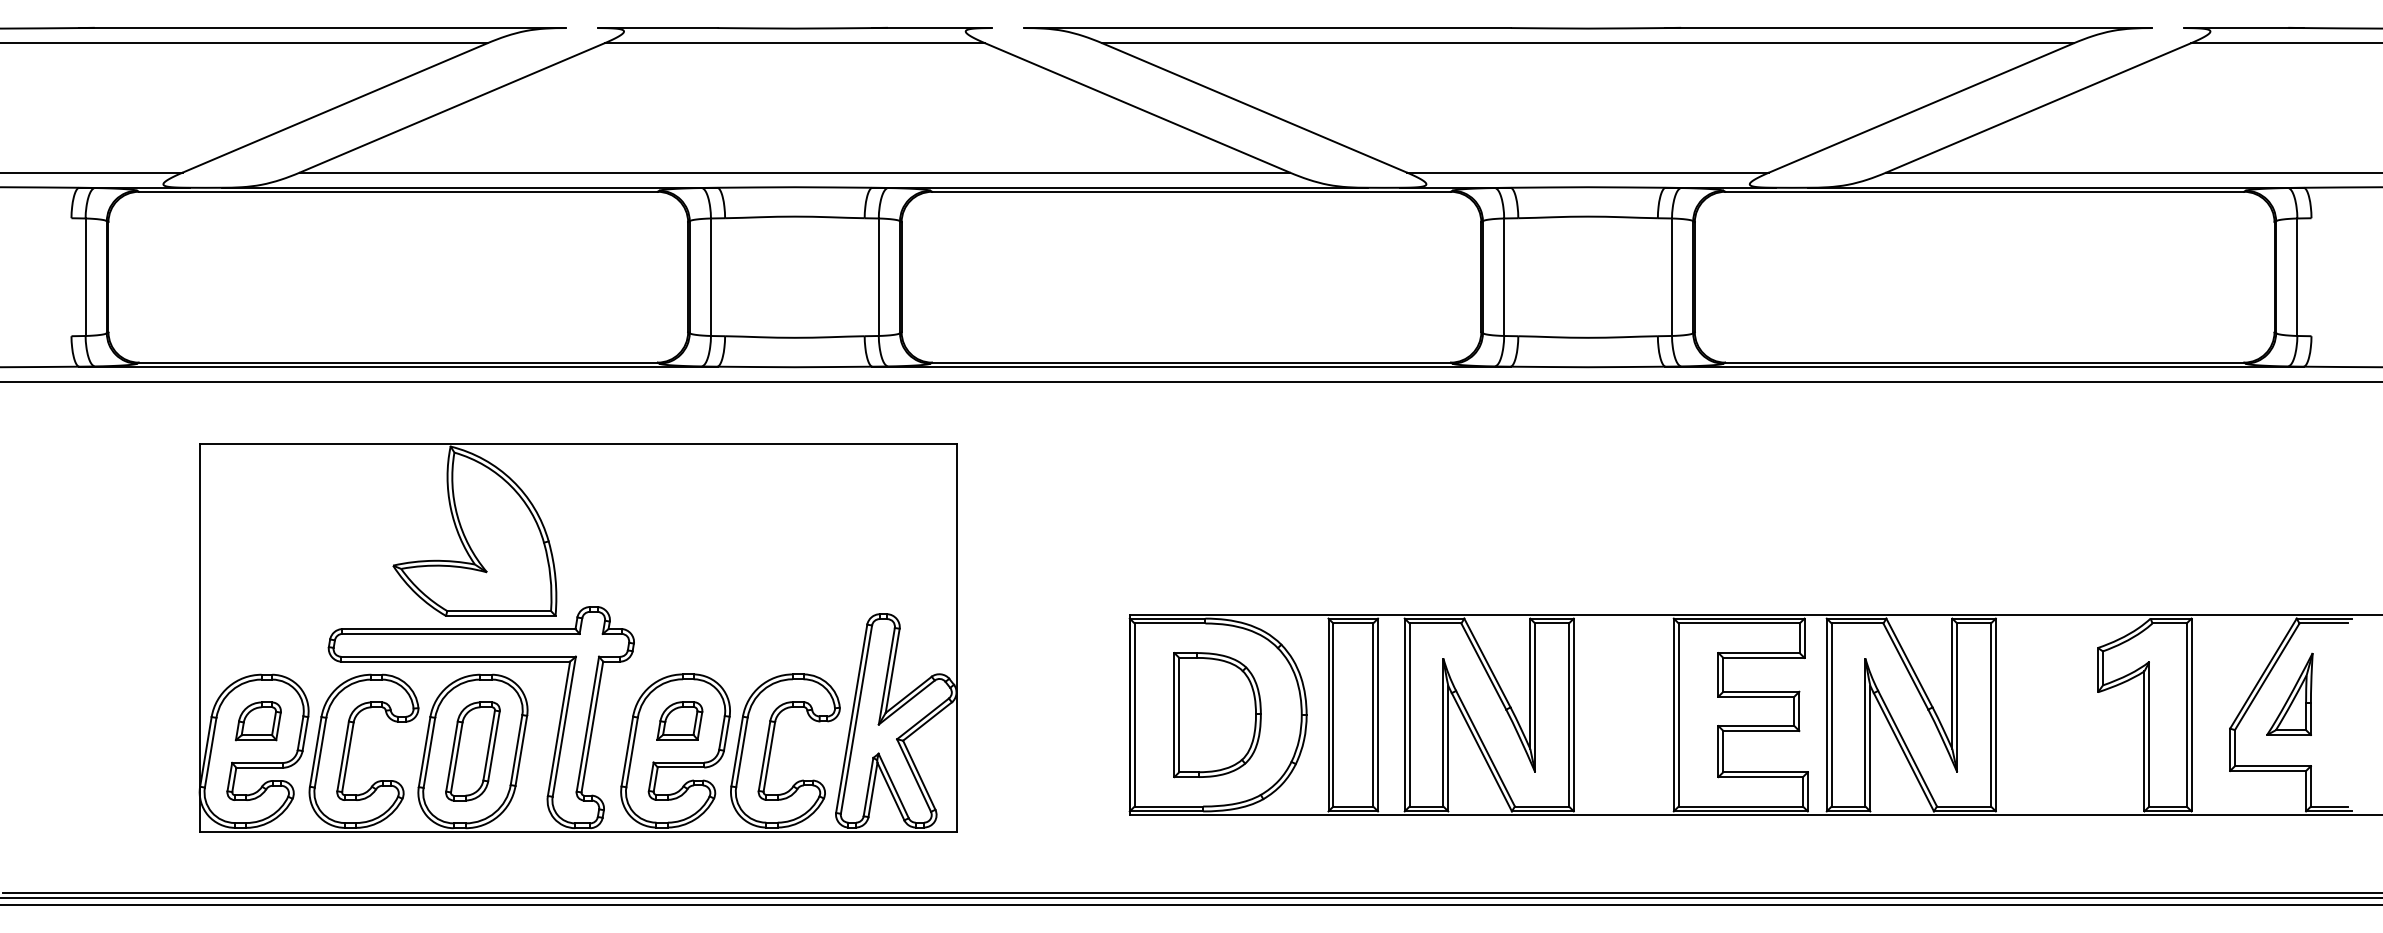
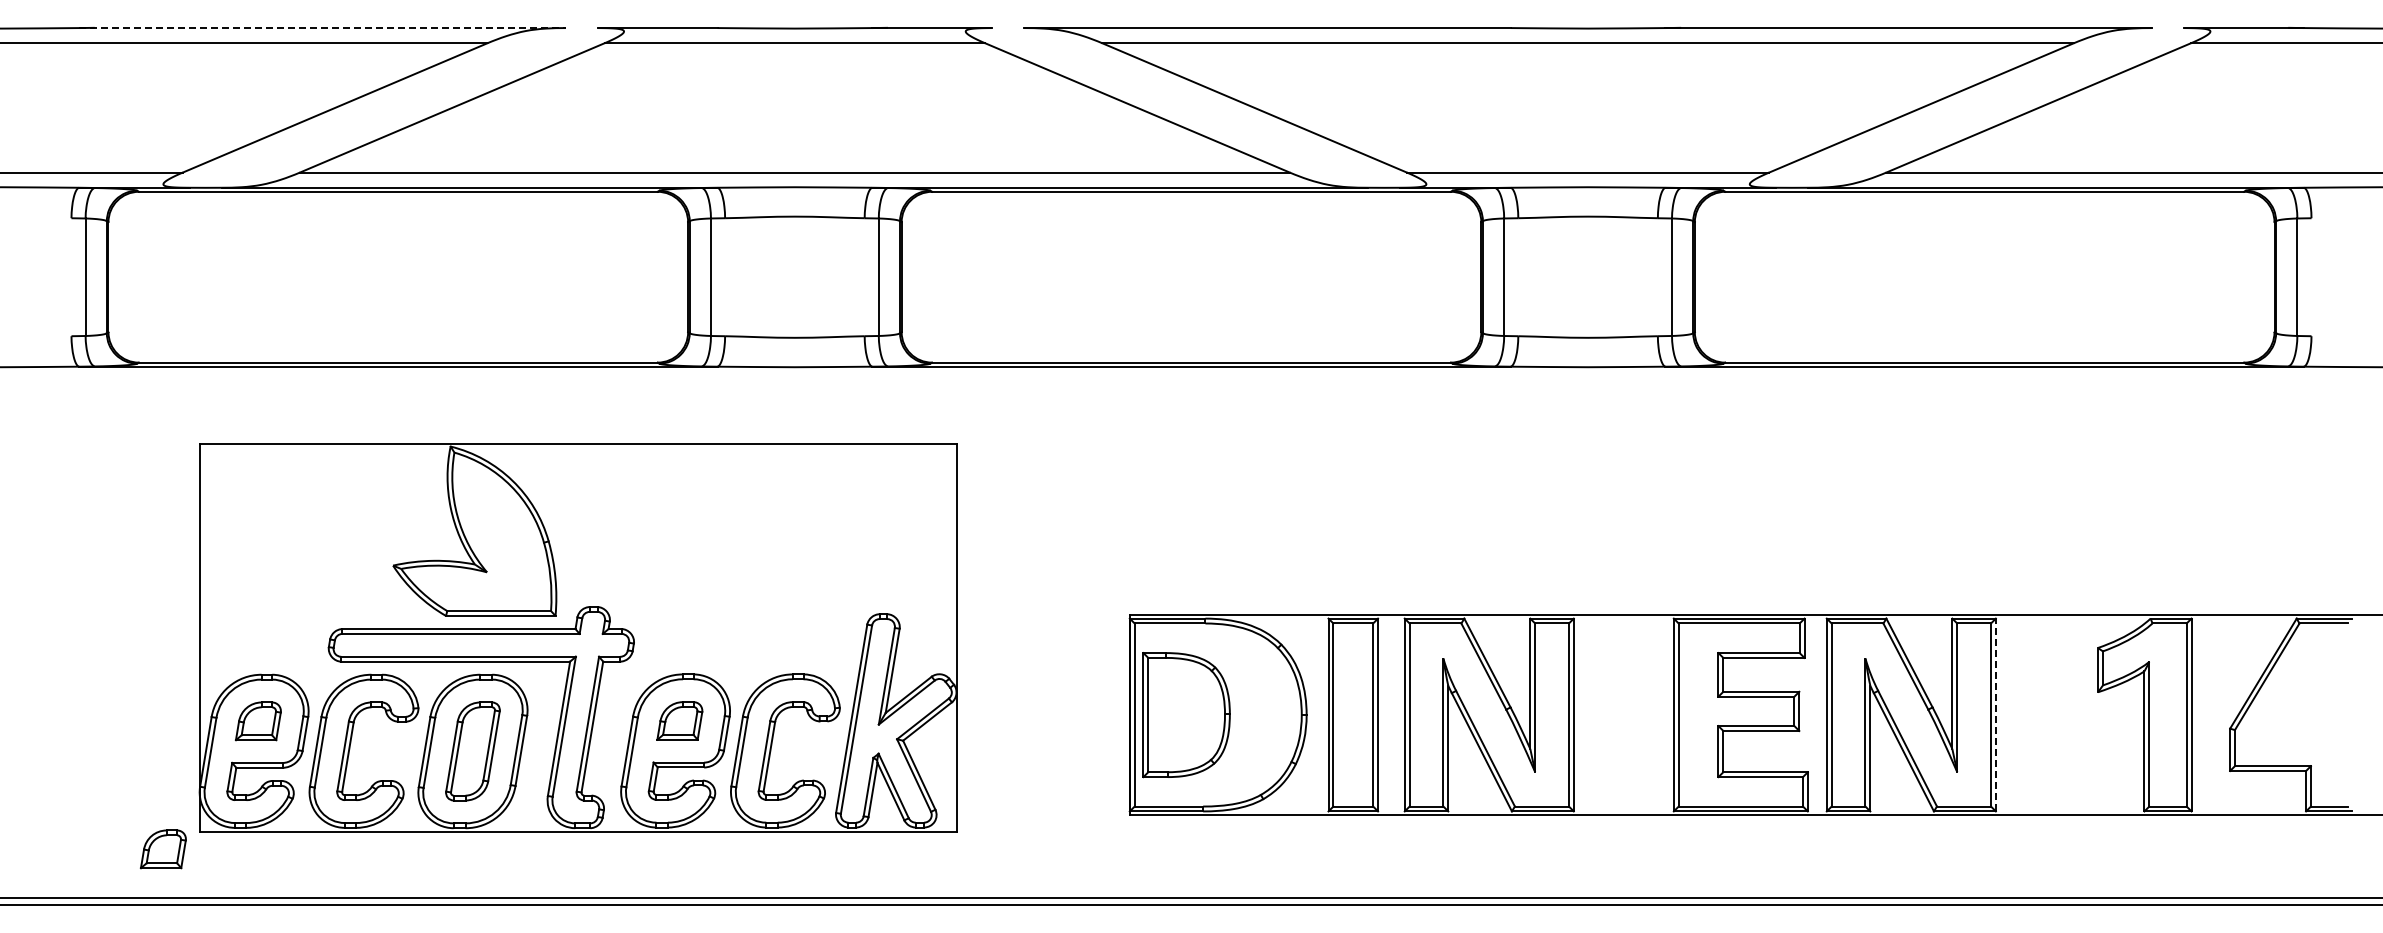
line: solid -> dashed (322, 28)
line: present -> none (1190, 381)
part: present -> none (2289, 693)
line: solid -> dashed (1995, 714)
part position: (1217, 715) -> (1186, 715) (1186, 715)
part: none -> present (162, 849)
line: present -> none (1190, 893)
